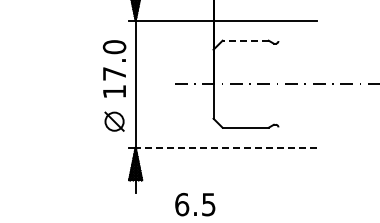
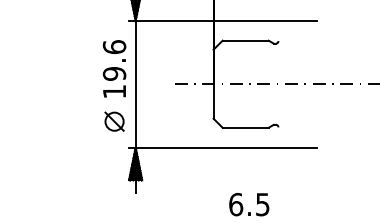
line: dashed -> solid (245, 40)
text: 17.0 -> 19.6 (114, 60)
line: dashed -> solid (226, 147)
text position: (195, 204) -> (249, 204) (249, 204)
